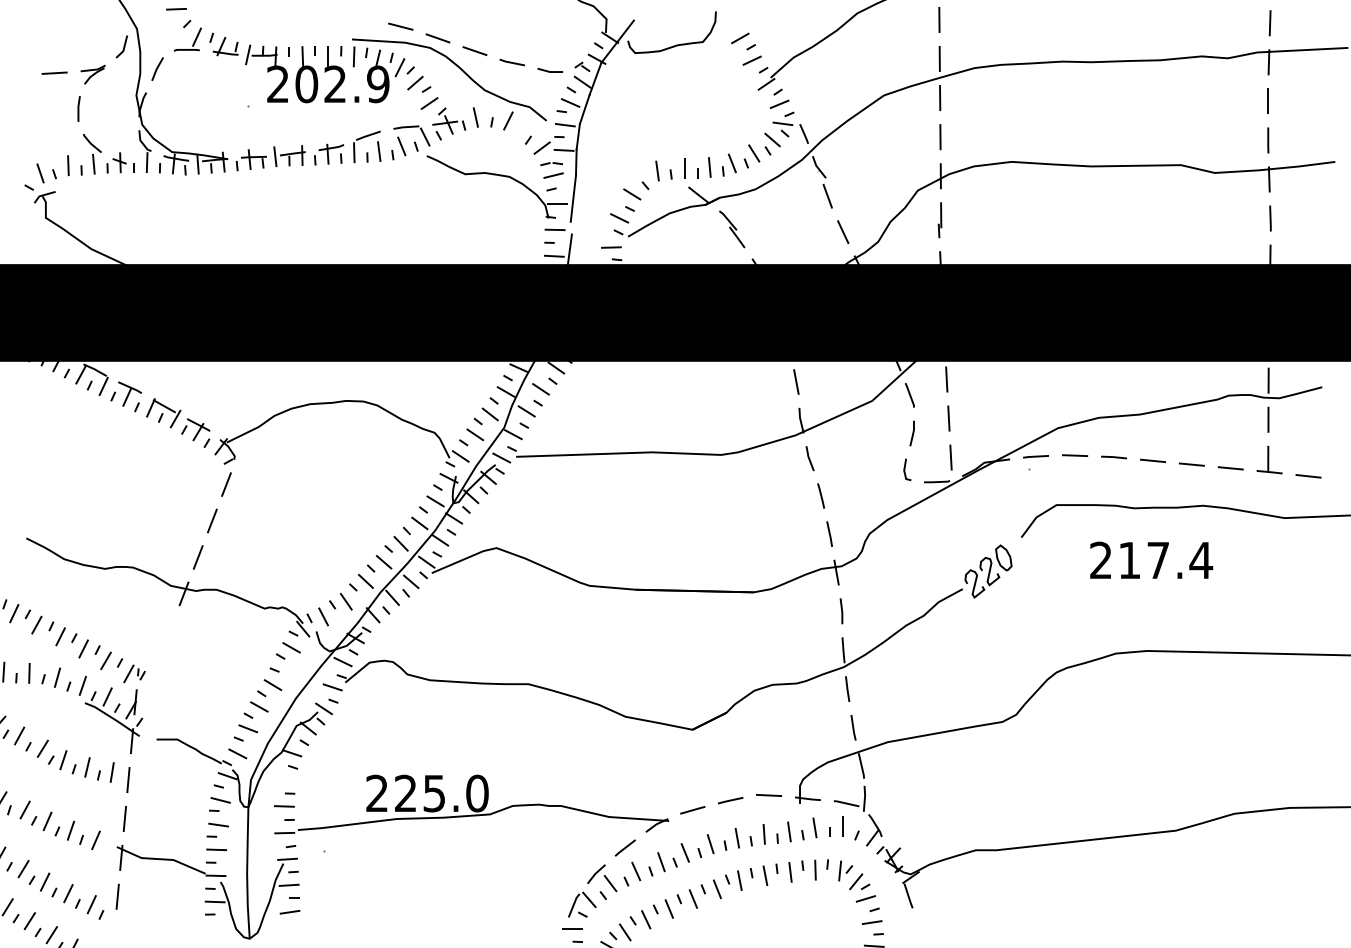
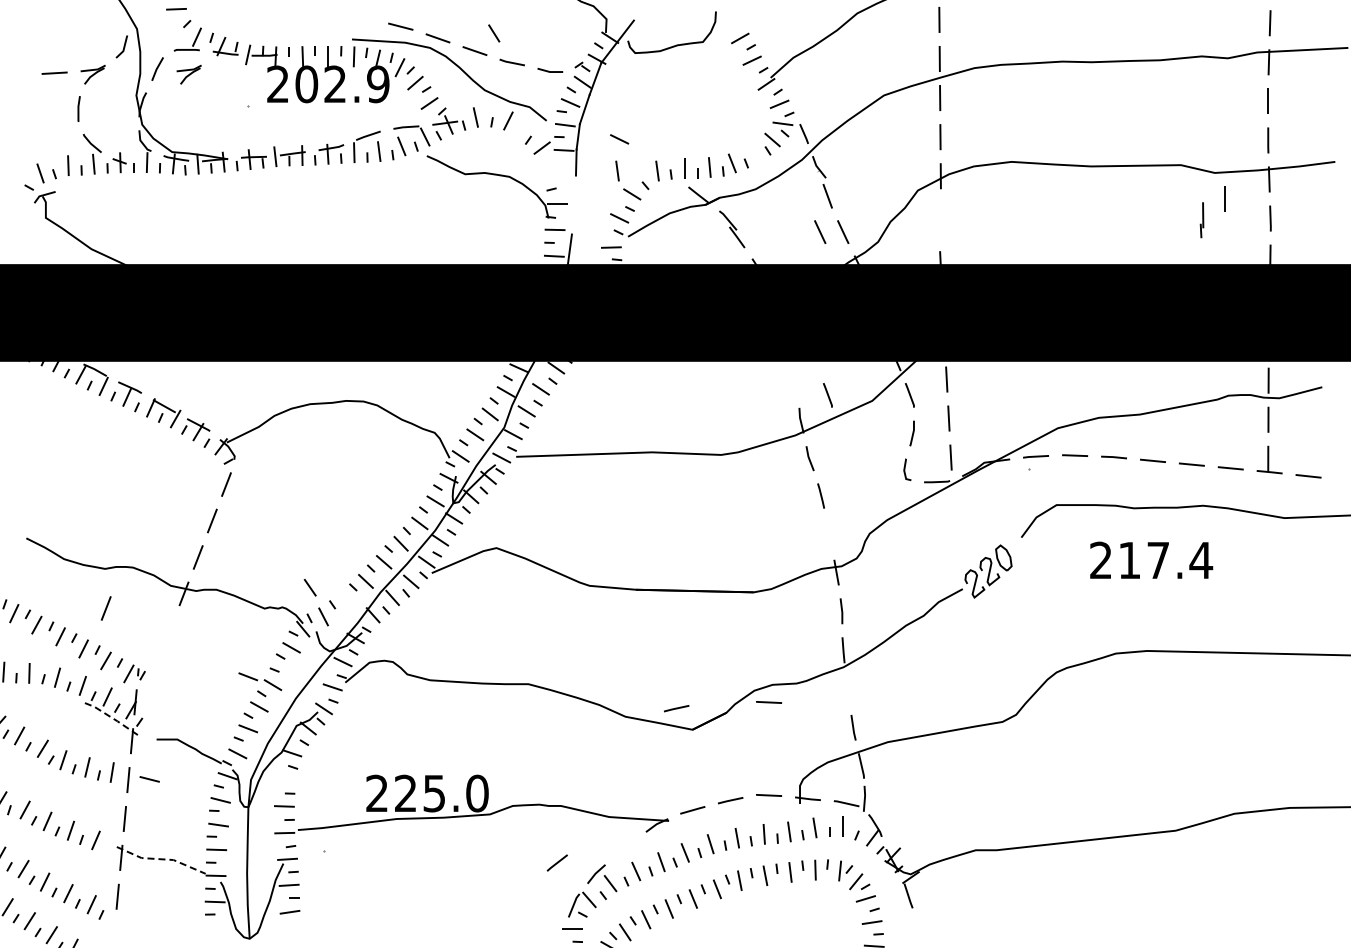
part: none -> present (188, 74)
line: none -> present (619, 139)
line position: (754, 153) -> (494, 33) (494, 33)
part: present -> none (551, 170)
line: none -> present (617, 170)
line: present -> none (572, 198)
line: none -> present (1224, 198)
part position: (939, 220) -> (1201, 220) (1201, 220)
line: none -> present (820, 231)
line: present -> none (796, 381)
line: none -> present (827, 395)
line: present -> none (829, 533)
line position: (345, 601) -> (309, 587) (309, 587)
line: none -> present (106, 608)
line: none -> present (247, 676)
line: present -> none (847, 688)
line: none -> present (768, 702)
line: none -> present (676, 708)
line: solid -> dashed (113, 718)
line: none -> present (149, 779)
line position: (624, 847) -> (556, 862) (556, 862)
line: solid -> dashed (161, 859)
